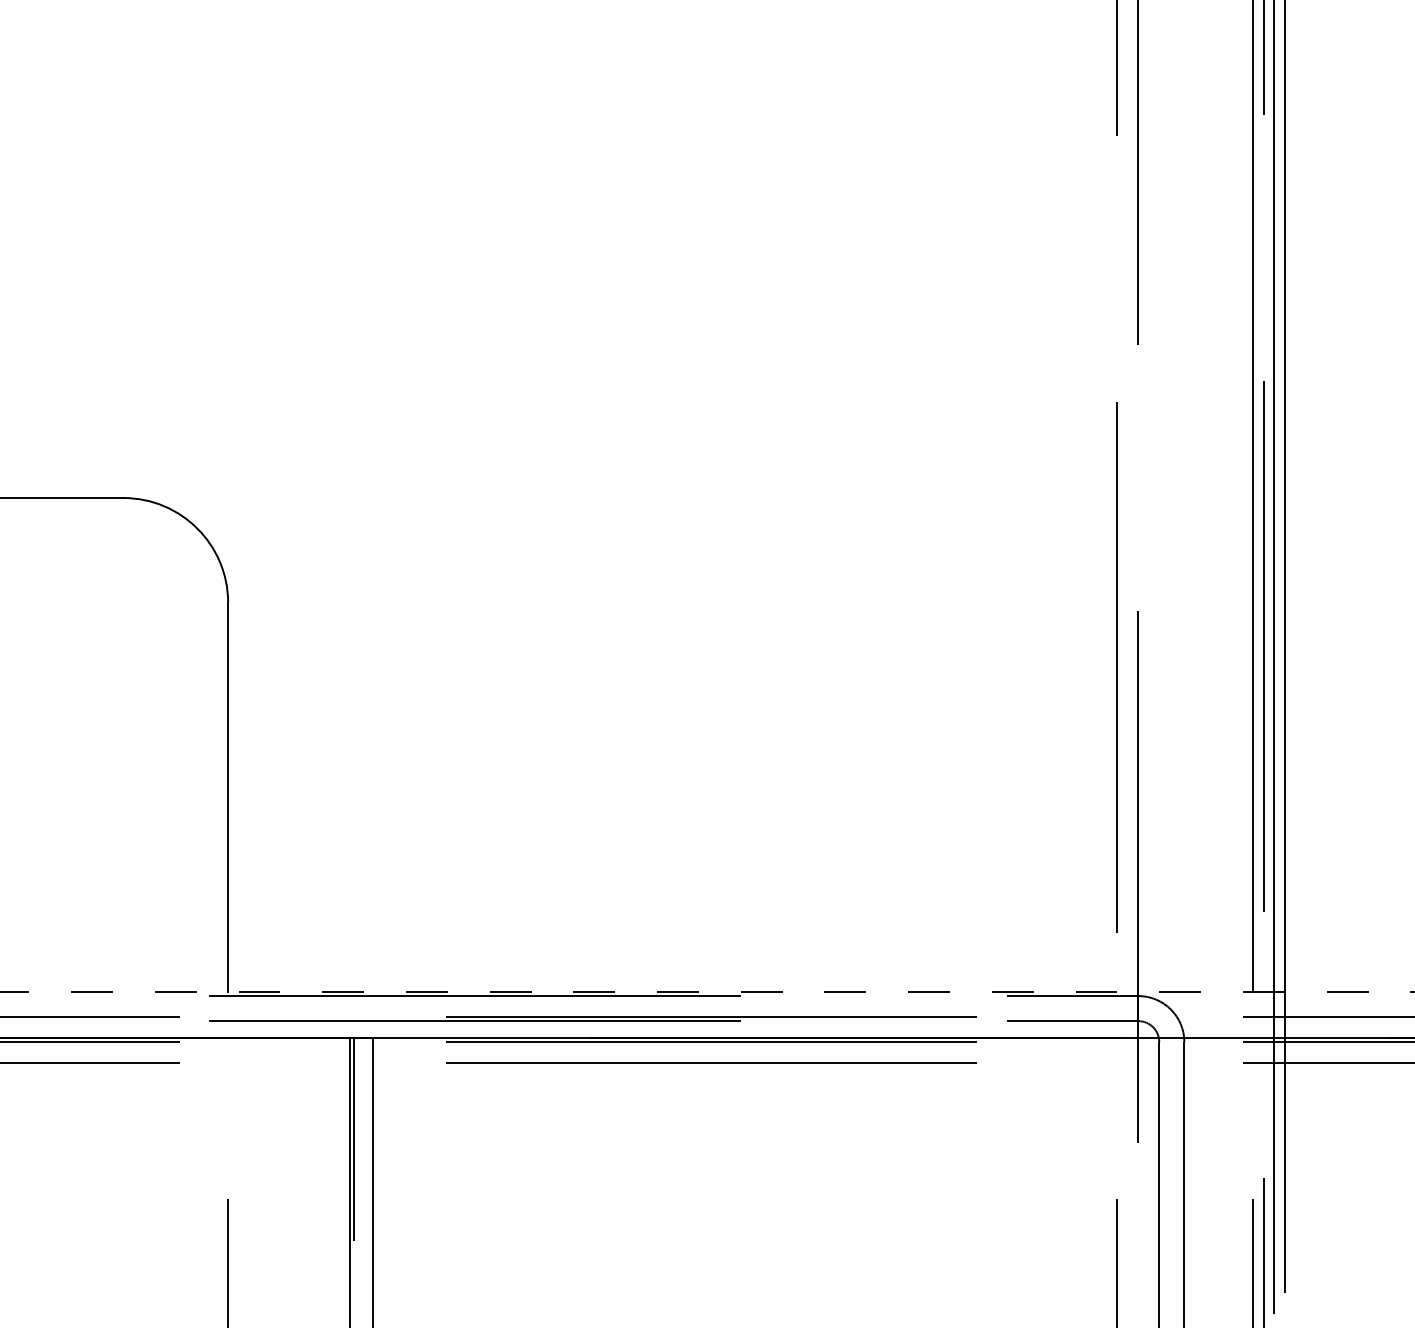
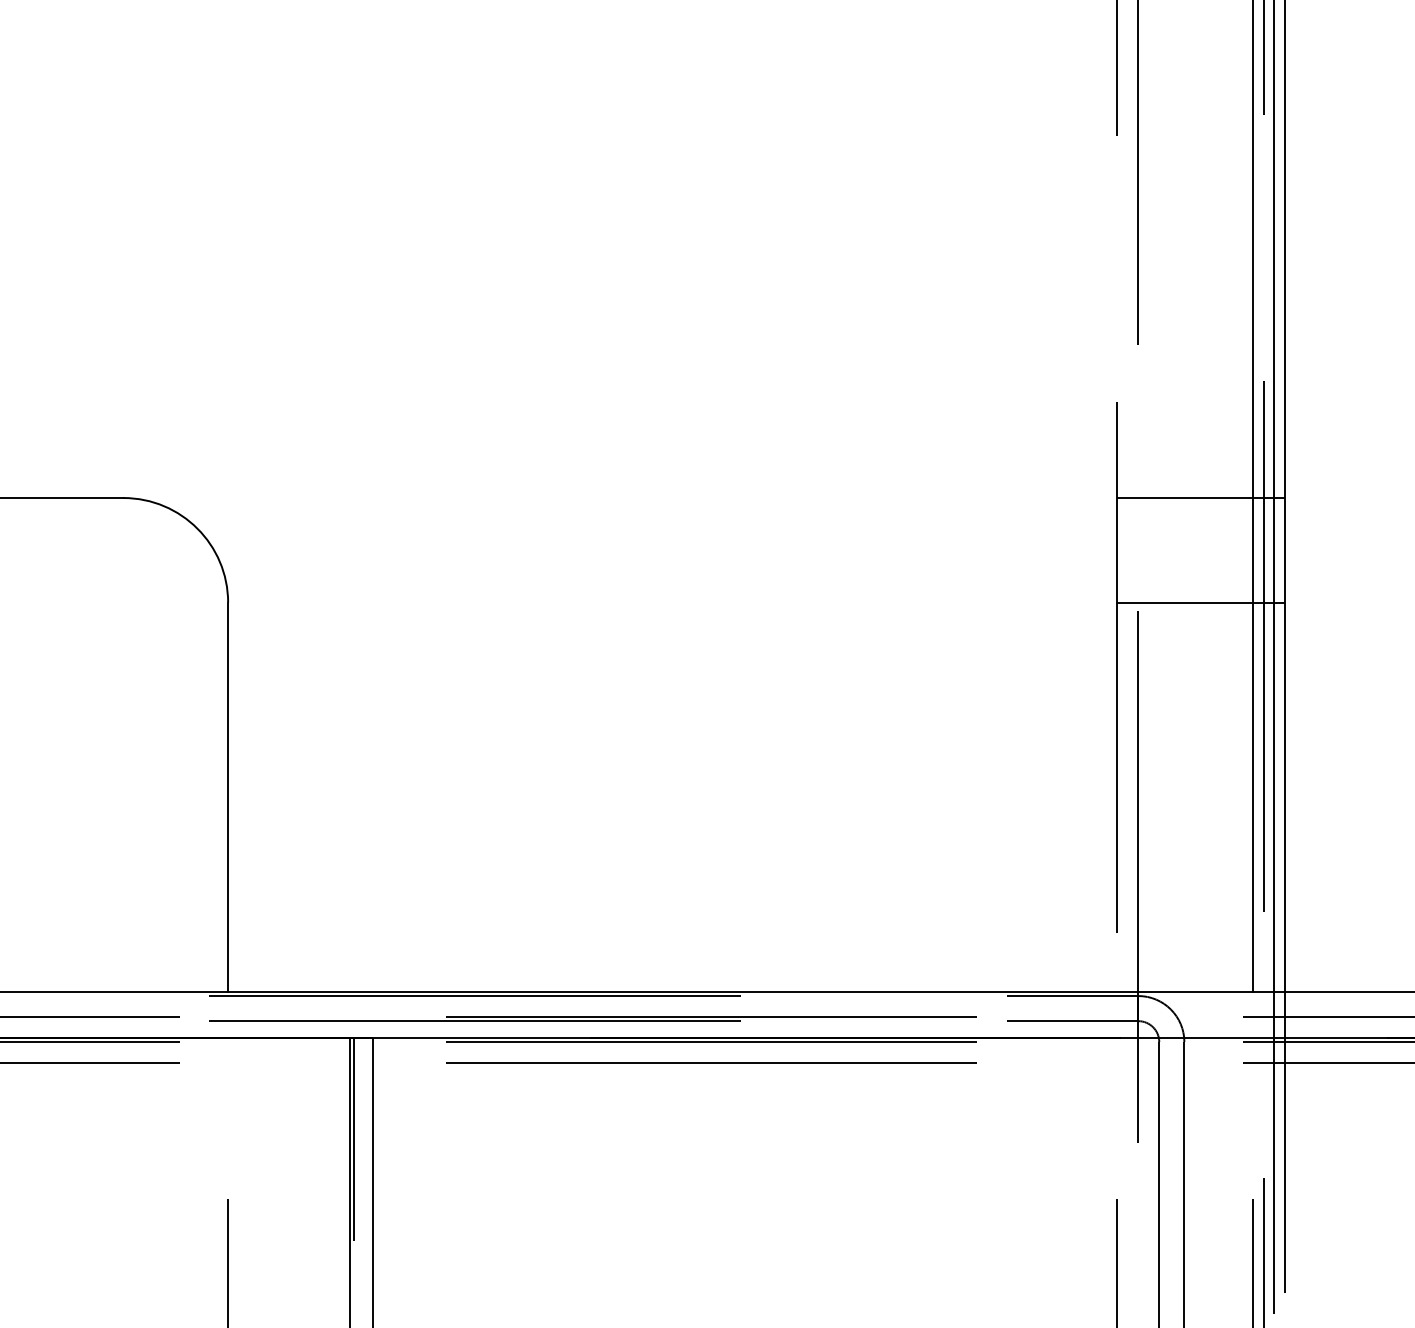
line: none -> present (1200, 498)
line: none -> present (1200, 602)
line: dashed -> solid (708, 991)
